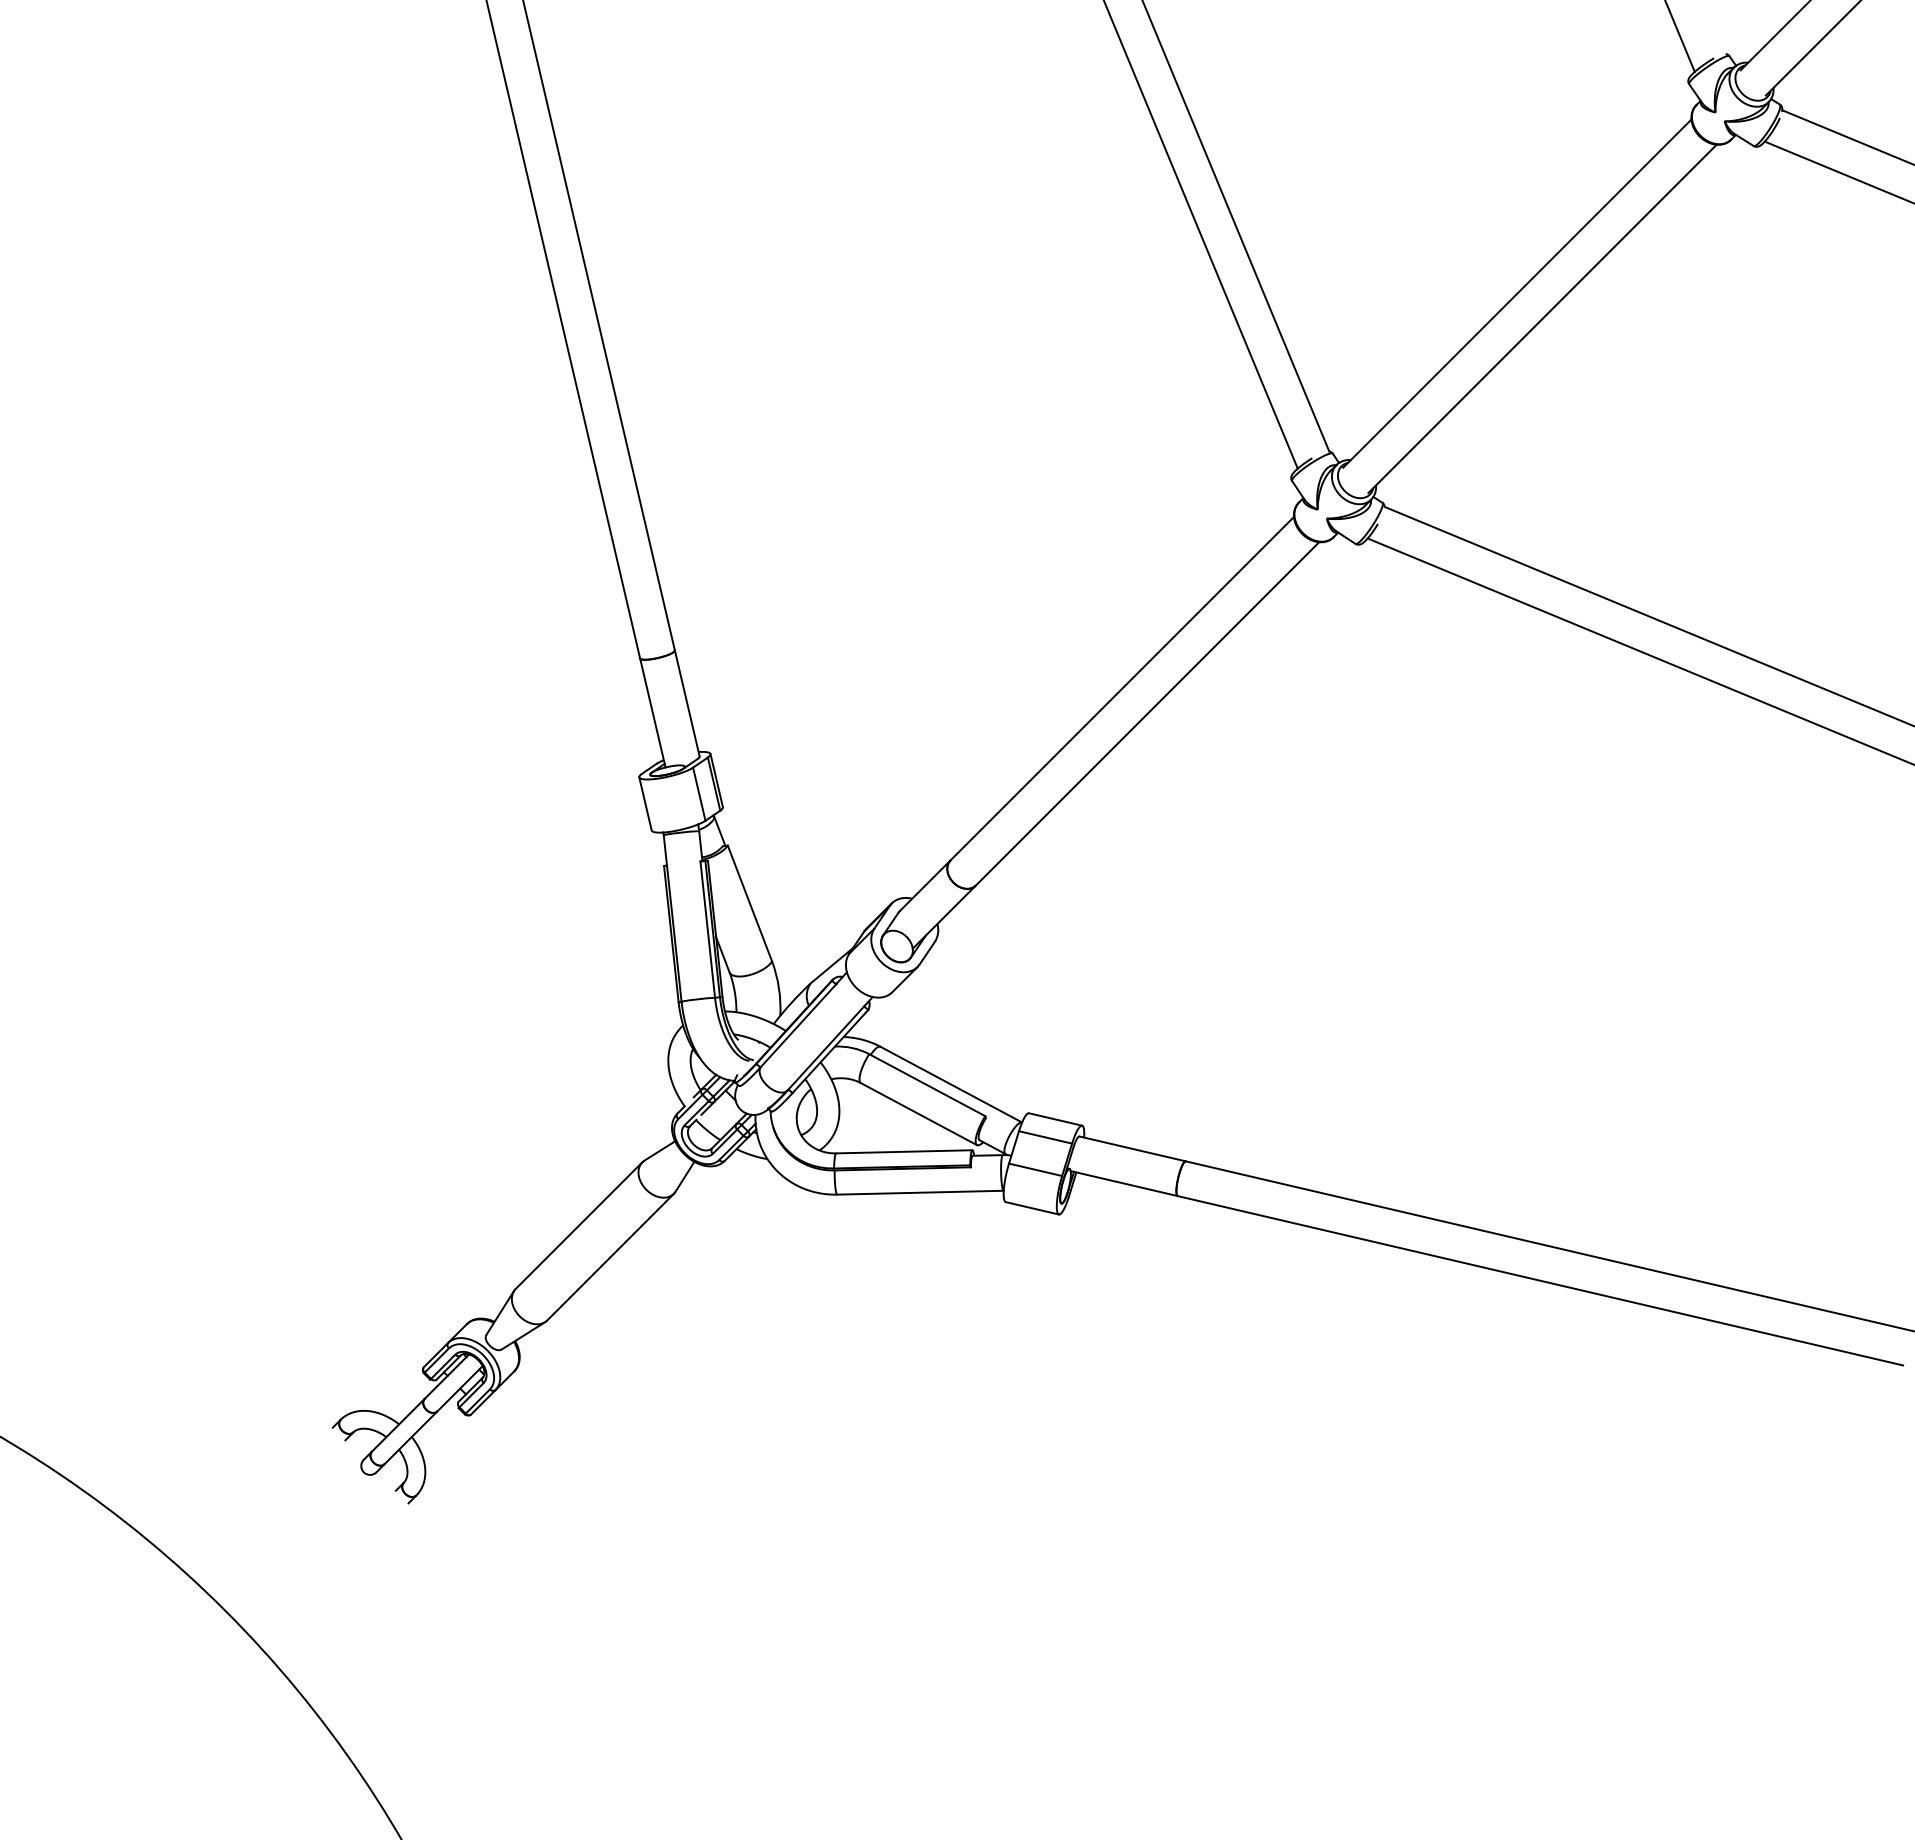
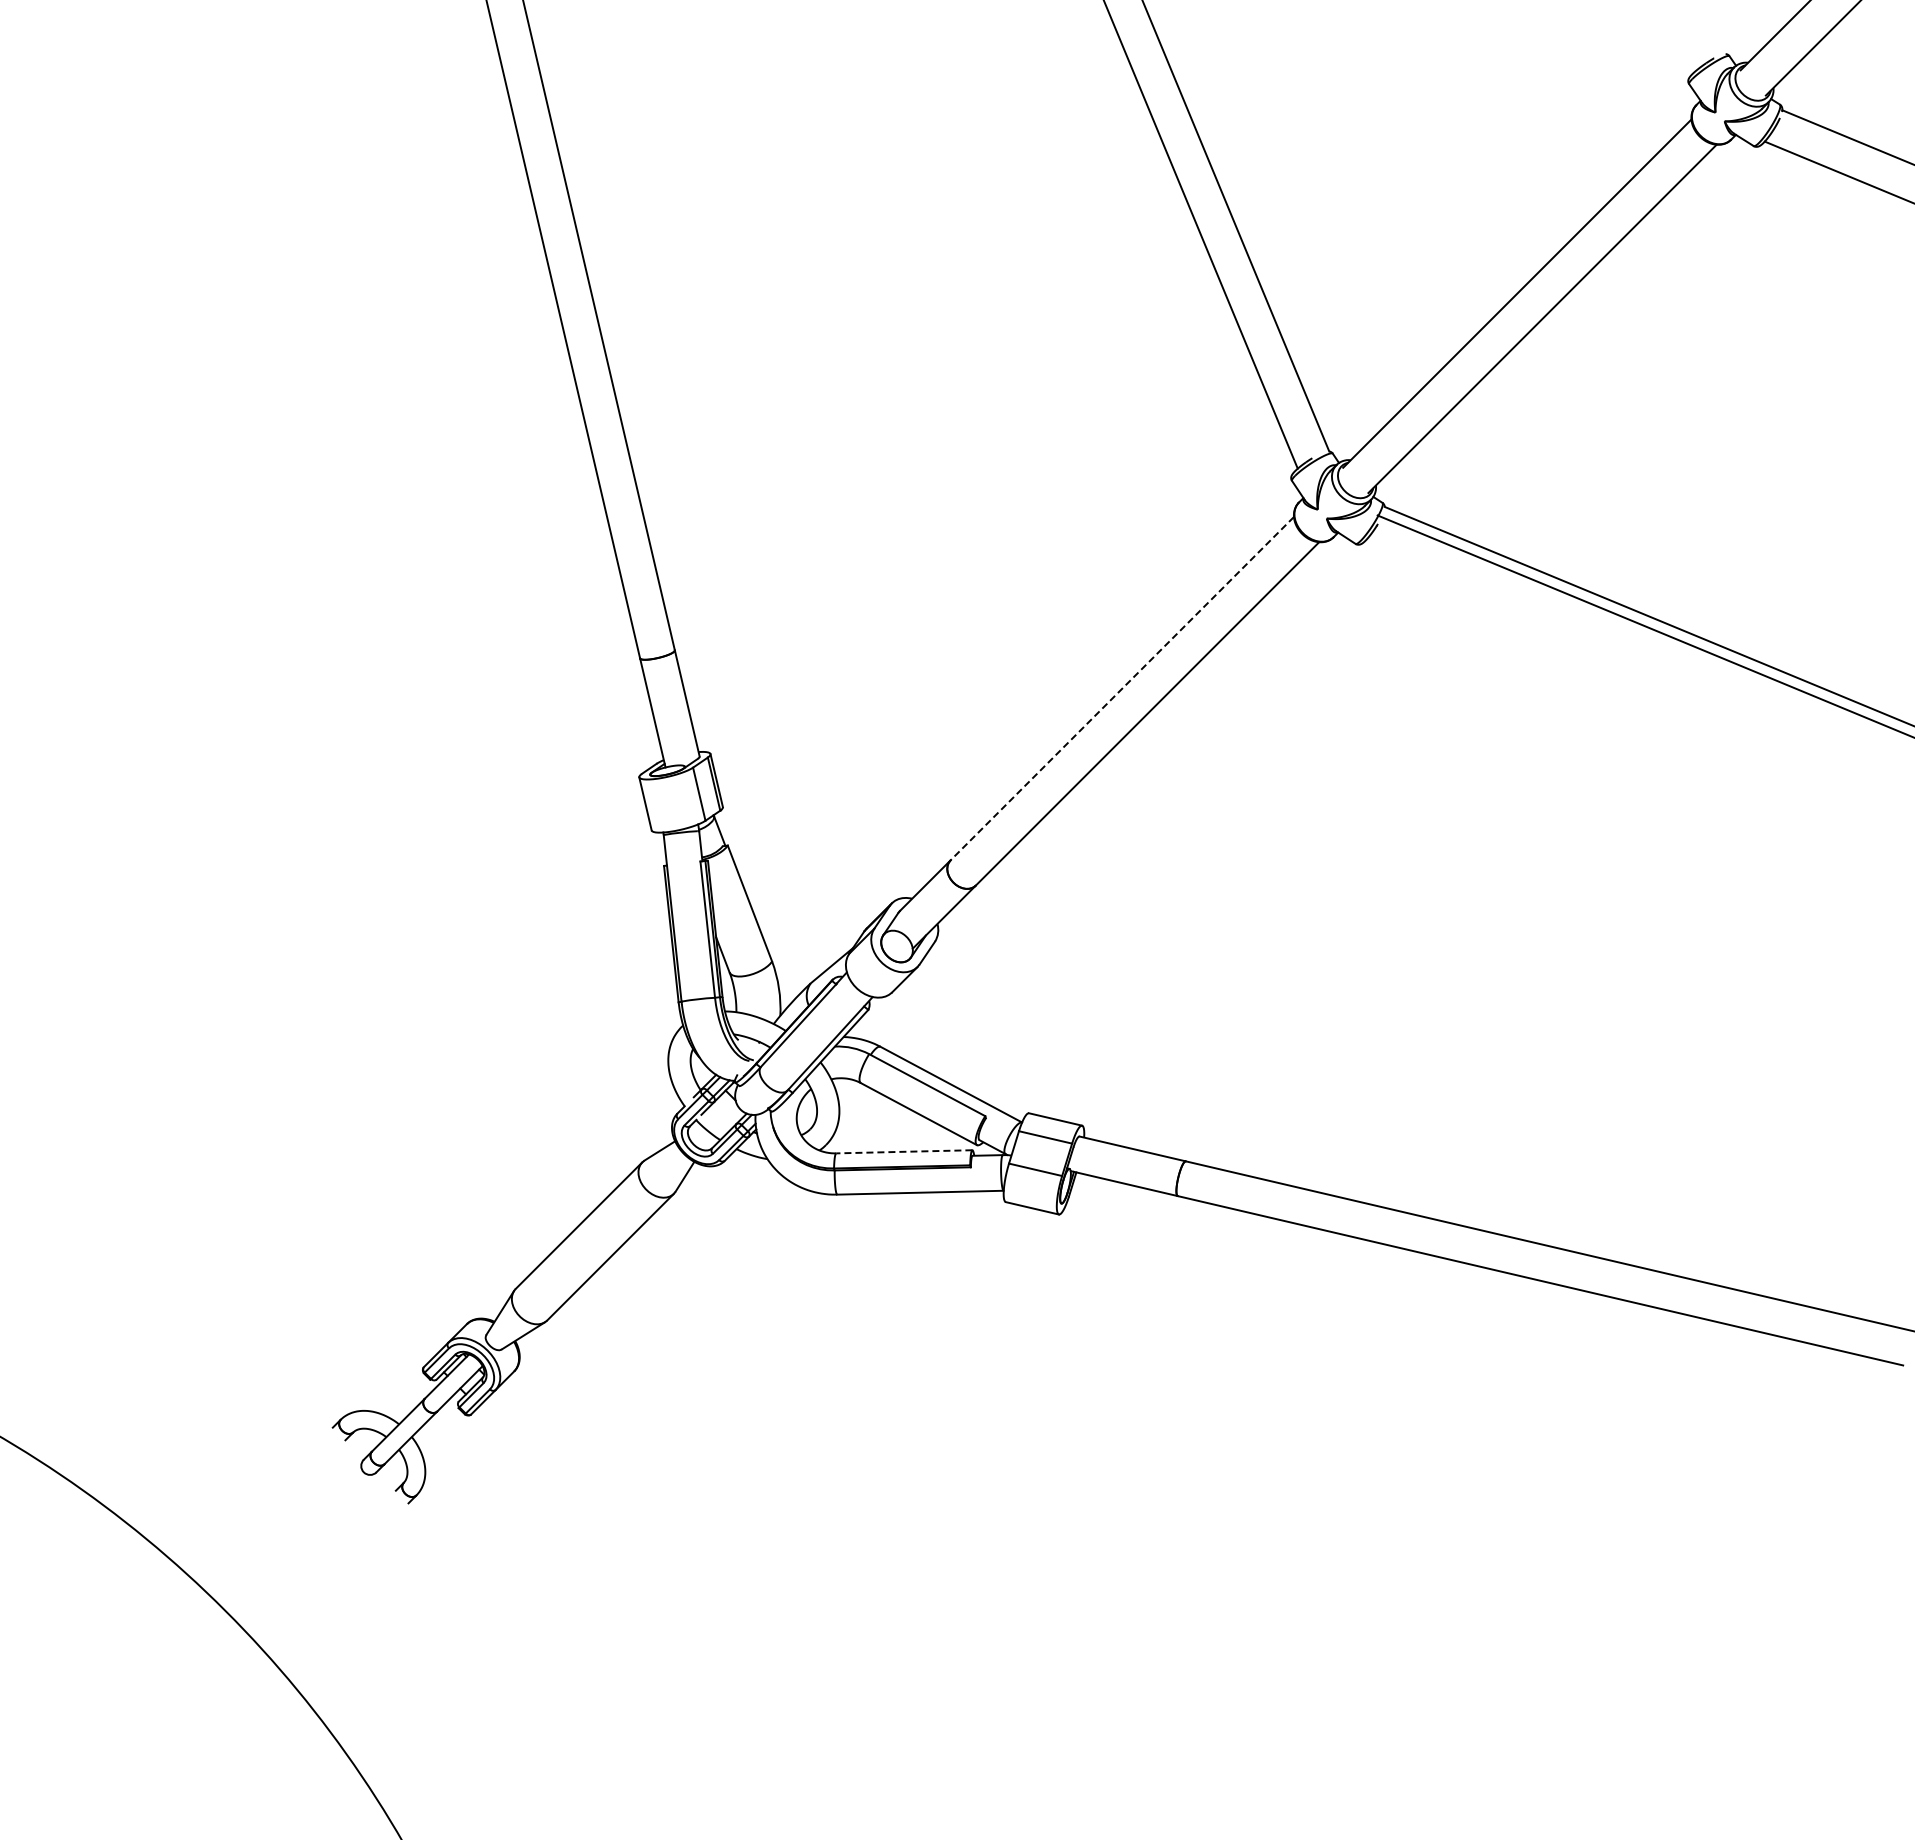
line: present -> none (1680, 36)
line position: (1639, 650) -> (1644, 625) (1644, 625)
line: solid -> dashed (1122, 688)
line: solid -> dashed (903, 1151)
